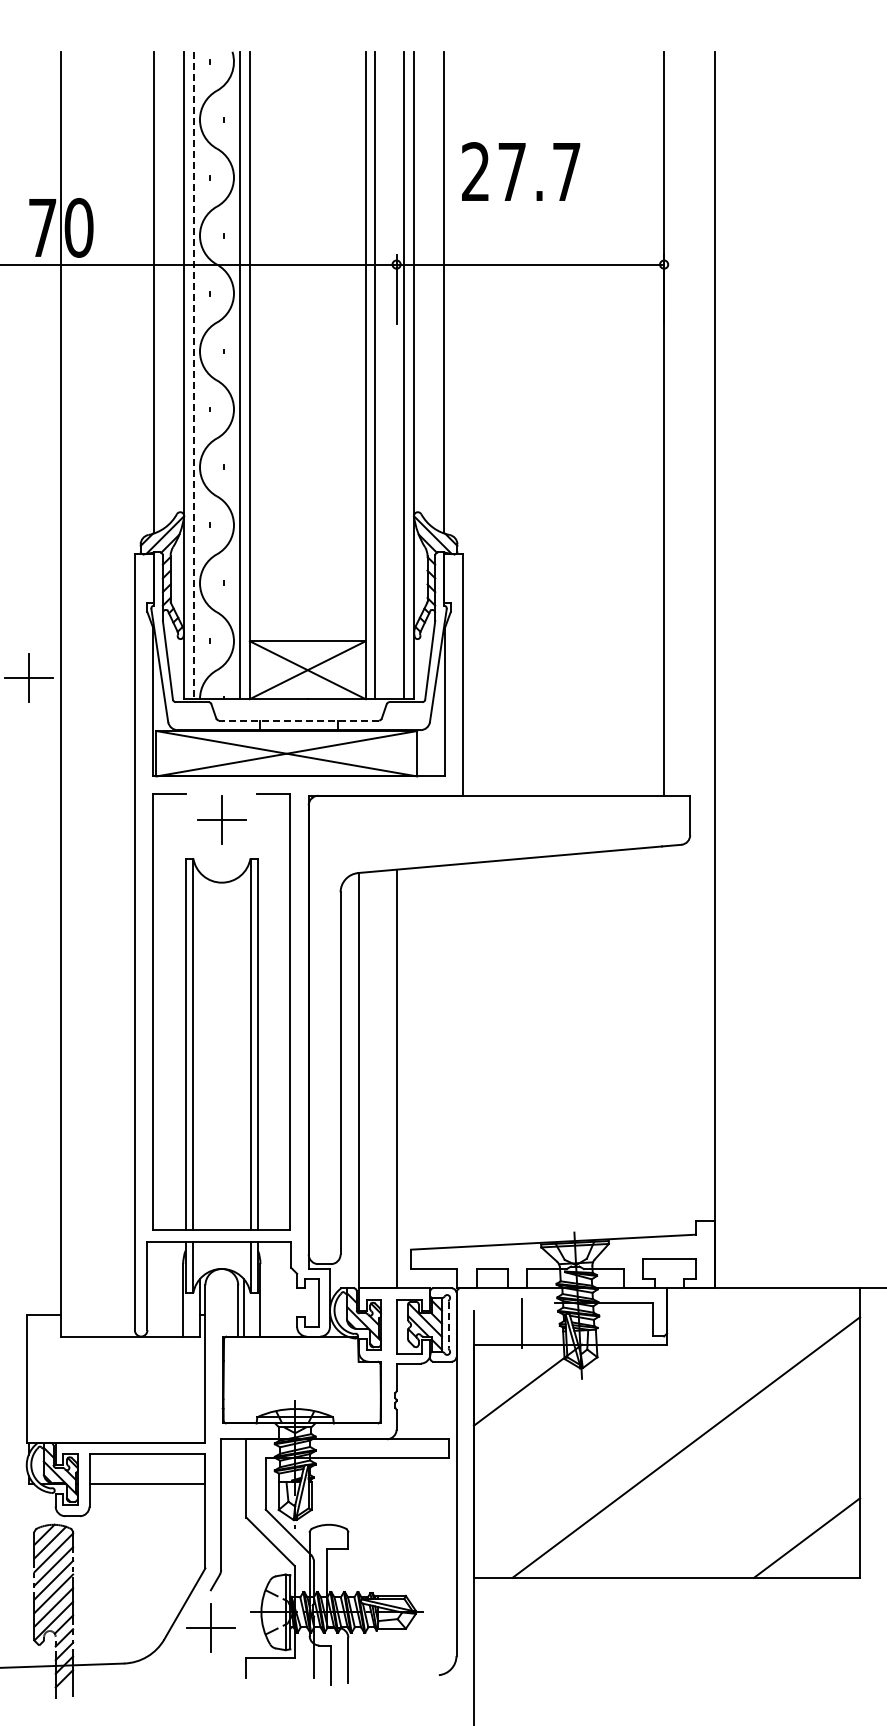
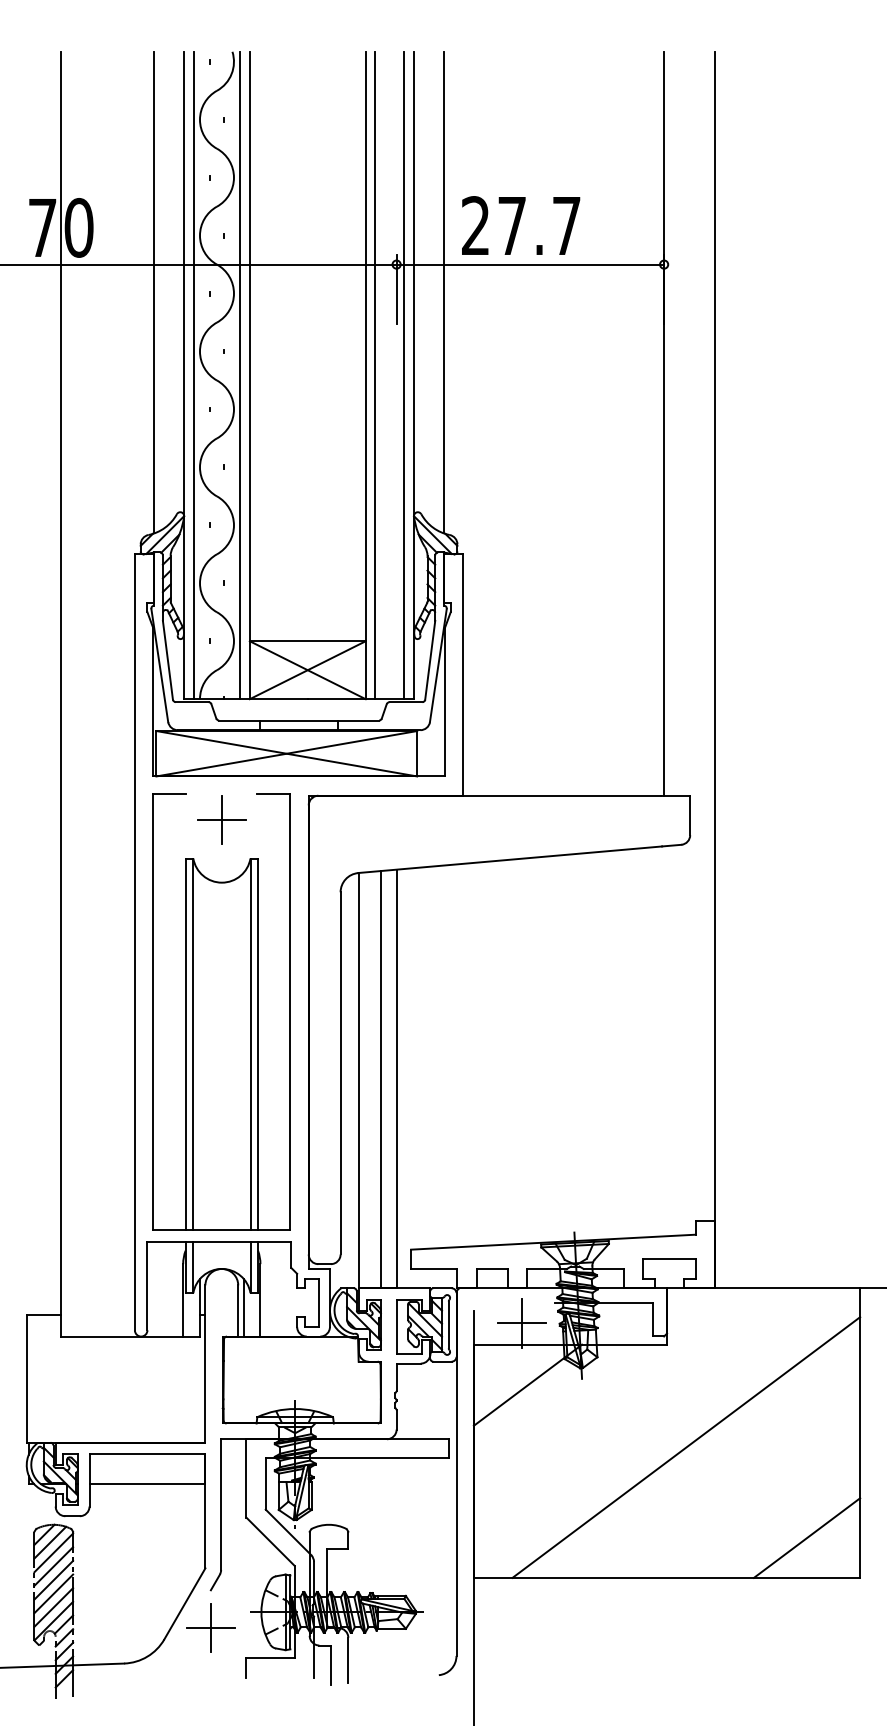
text position: (521, 171) -> (521, 225) (521, 225)
line: dashed -> solid (193, 375)
part: present -> none (28, 677)
line: dashed -> solid (298, 720)
line: none -> present (380, 1079)
line: none -> present (522, 1323)
line: dashed -> solid (448, 1325)
